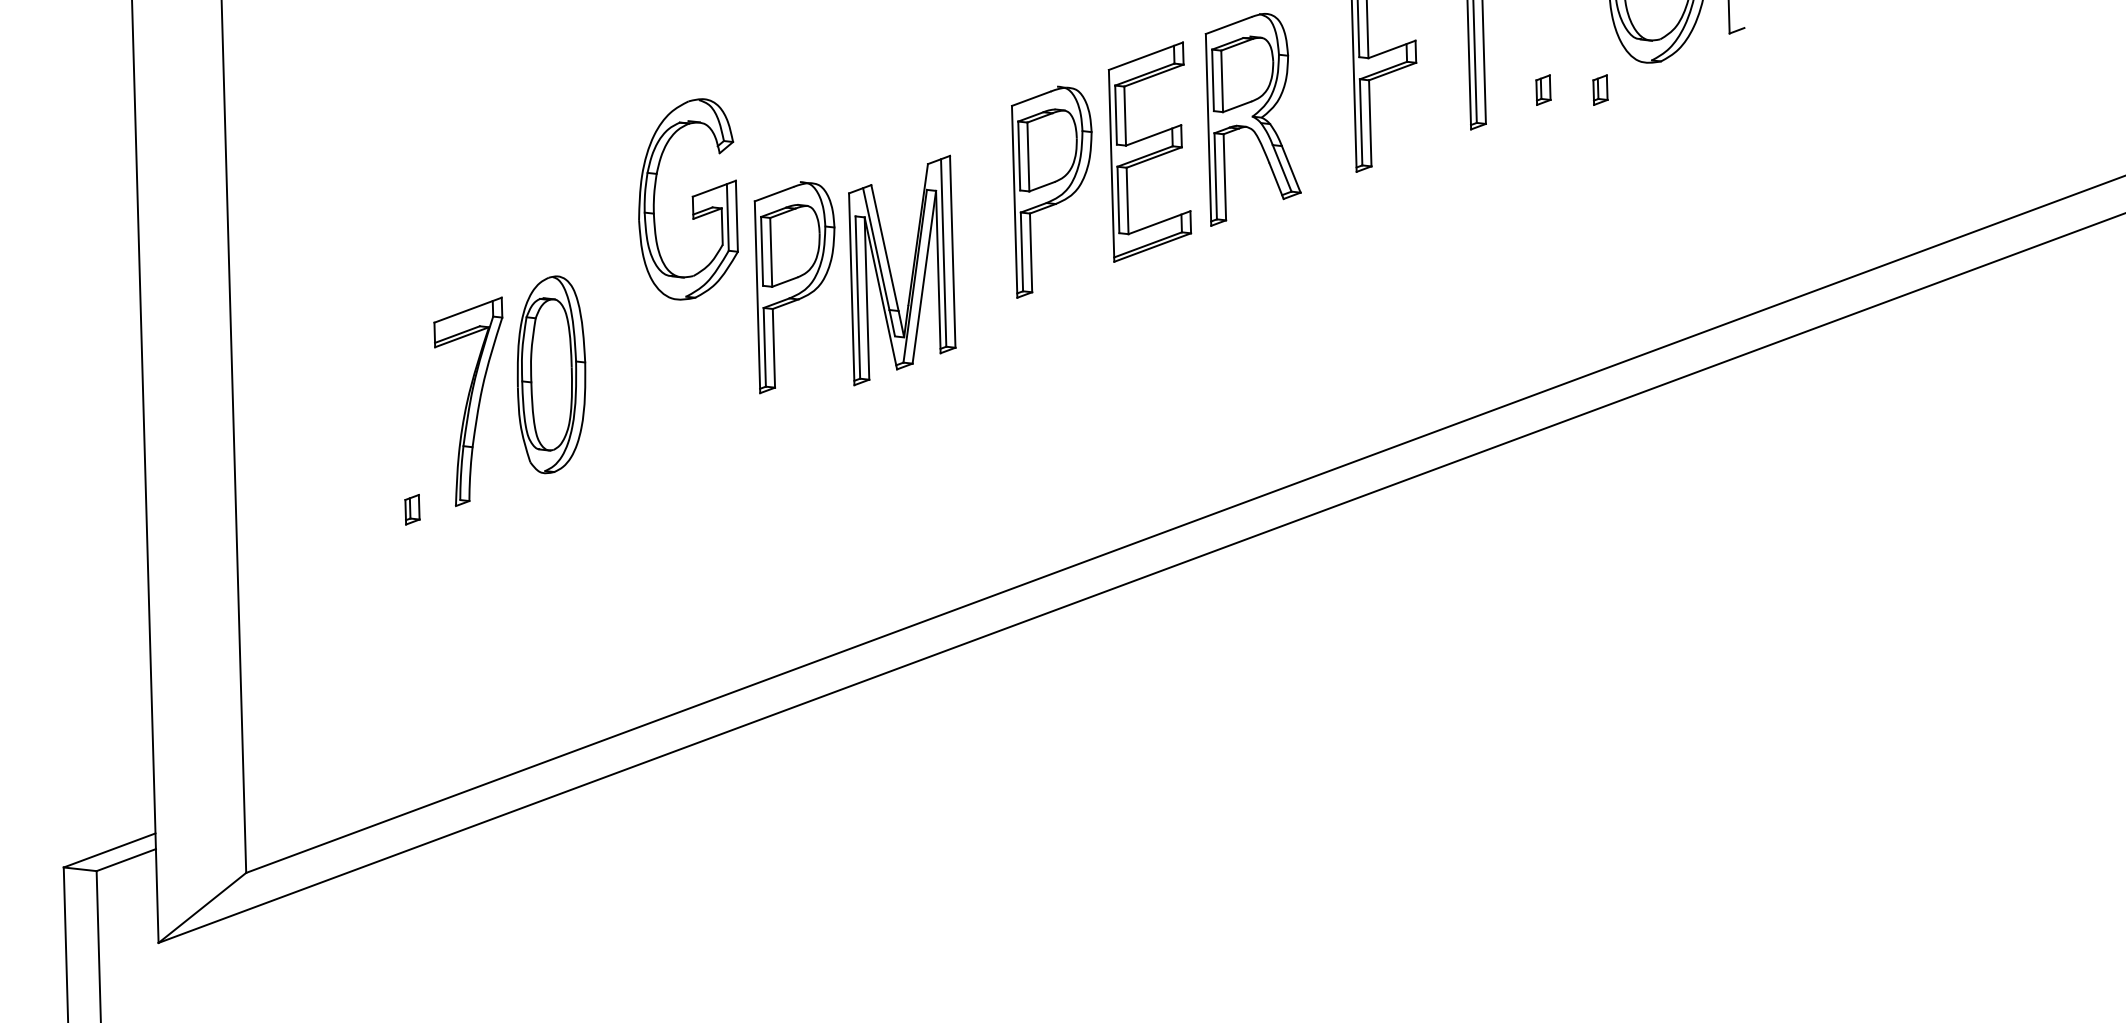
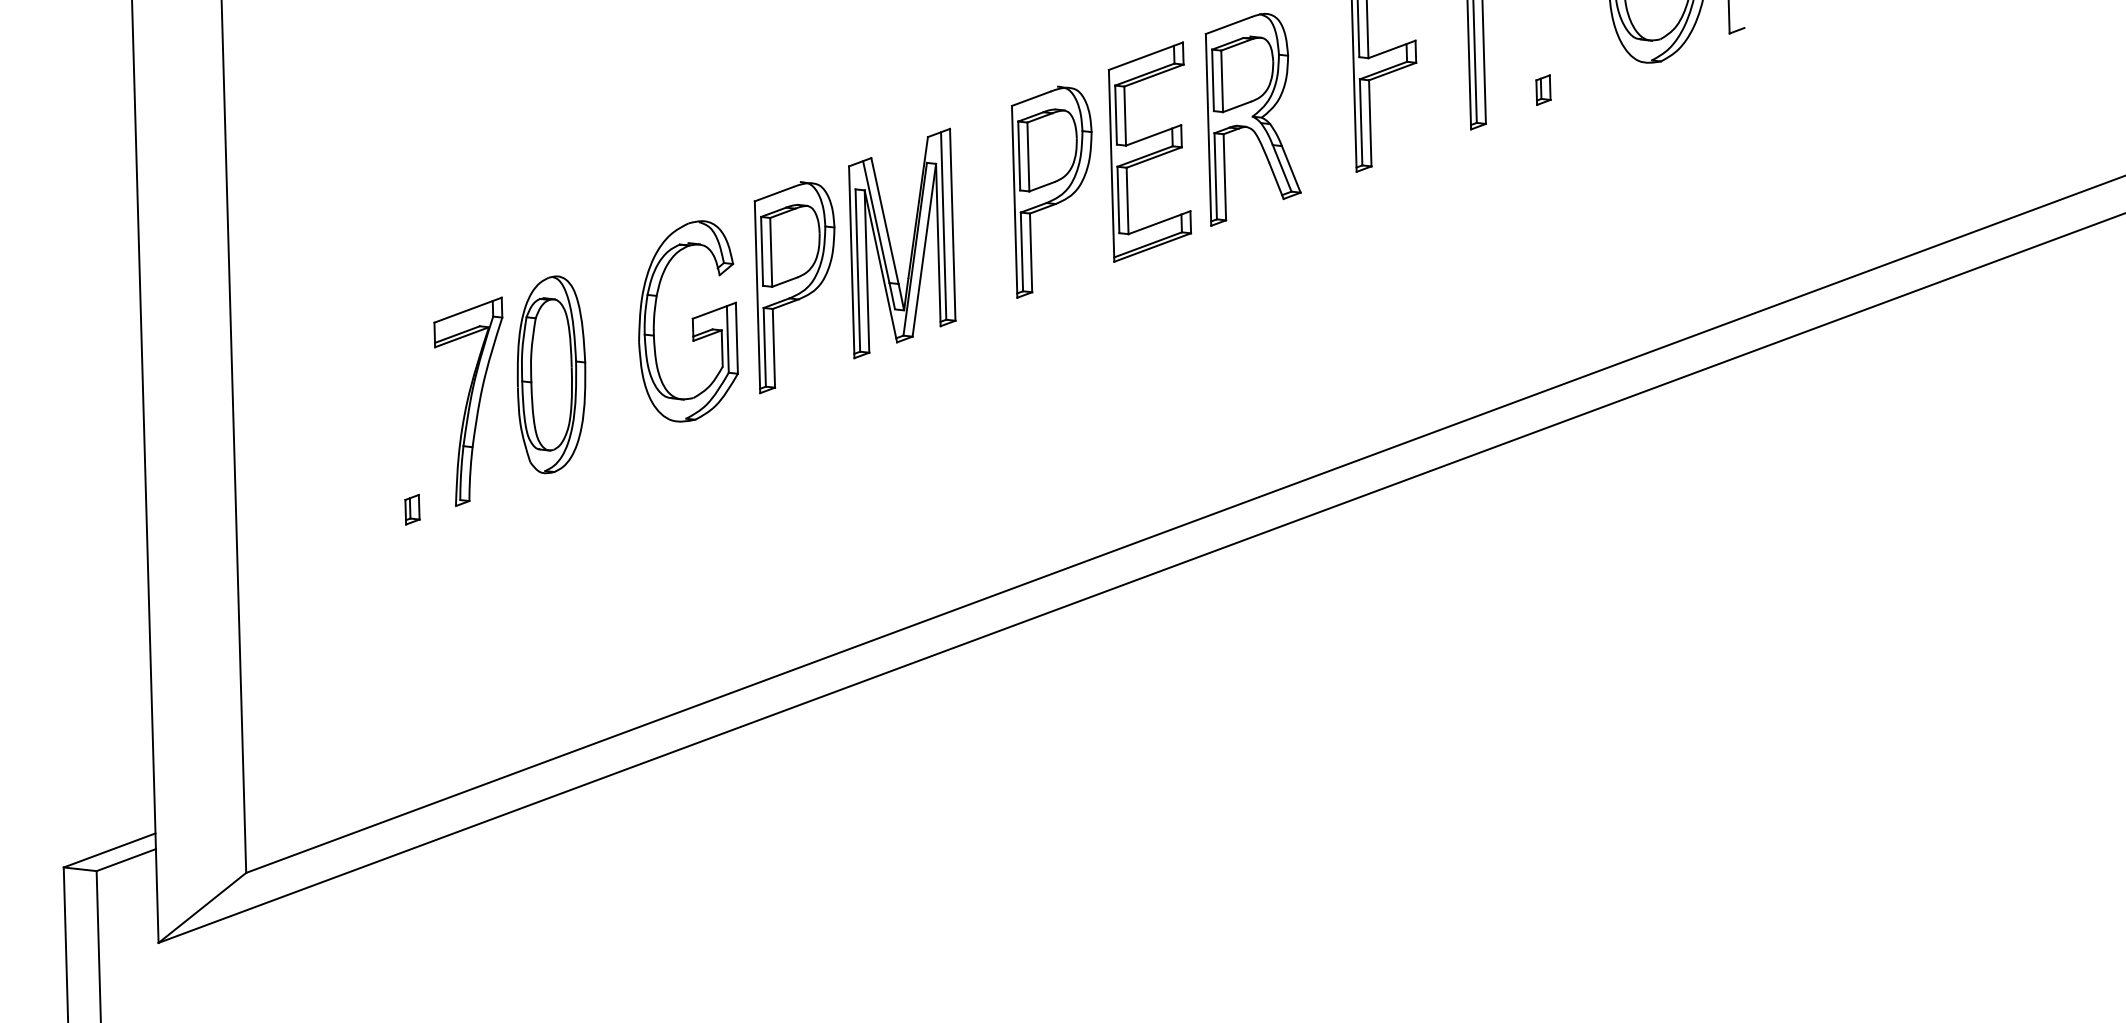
part: present -> none (1600, 89)
part position: (688, 199) -> (688, 321) (688, 321)
part position: (911, 273) -> (911, 246) (911, 246)
